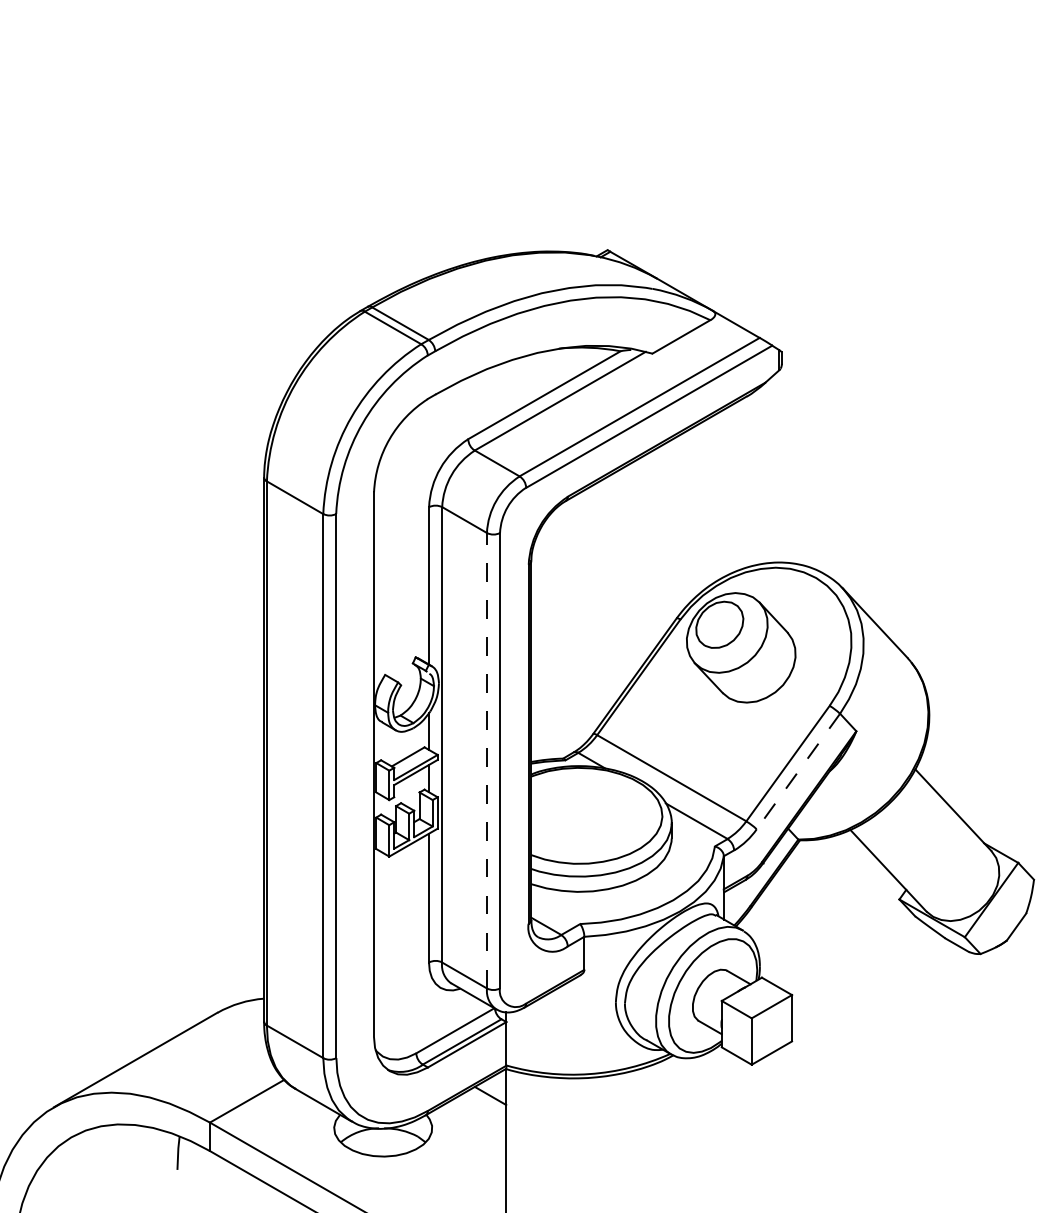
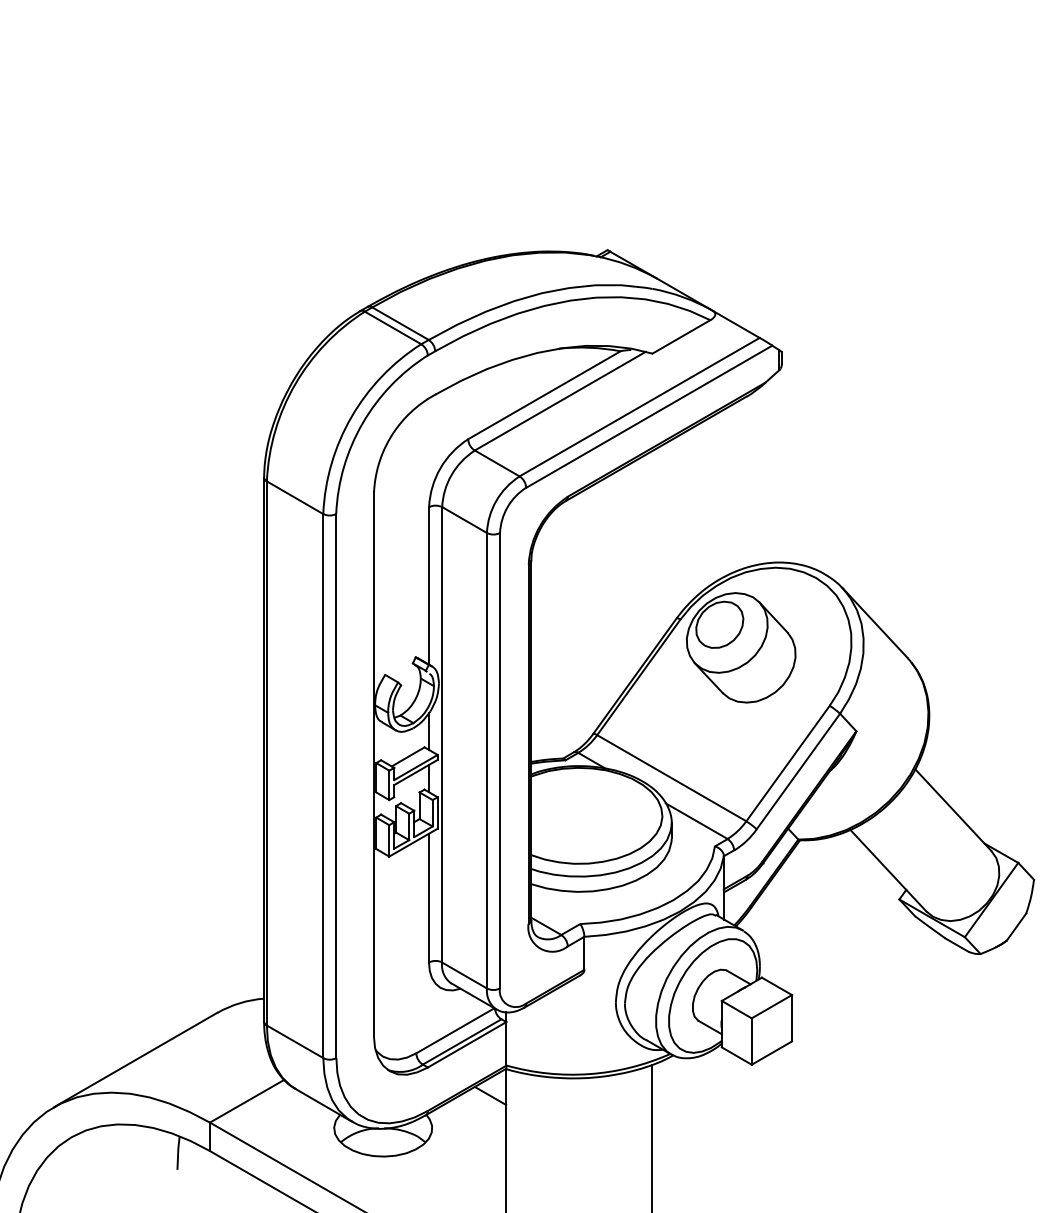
line: dashed -> solid (486, 760)
line: dashed -> solid (798, 771)
line: none -> present (652, 1136)
